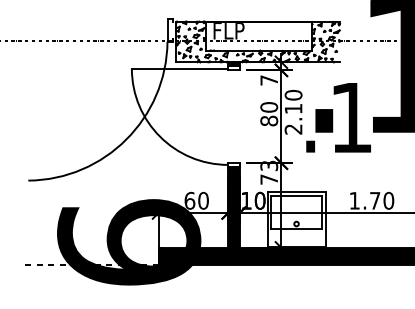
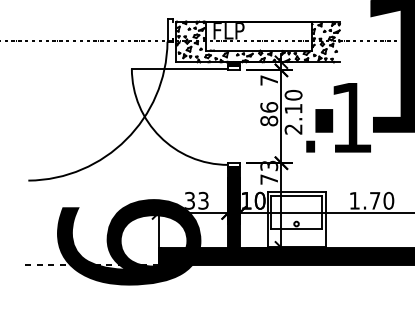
text: 80 -> 86 (268, 107)
text: 60 -> 33 (196, 200)
